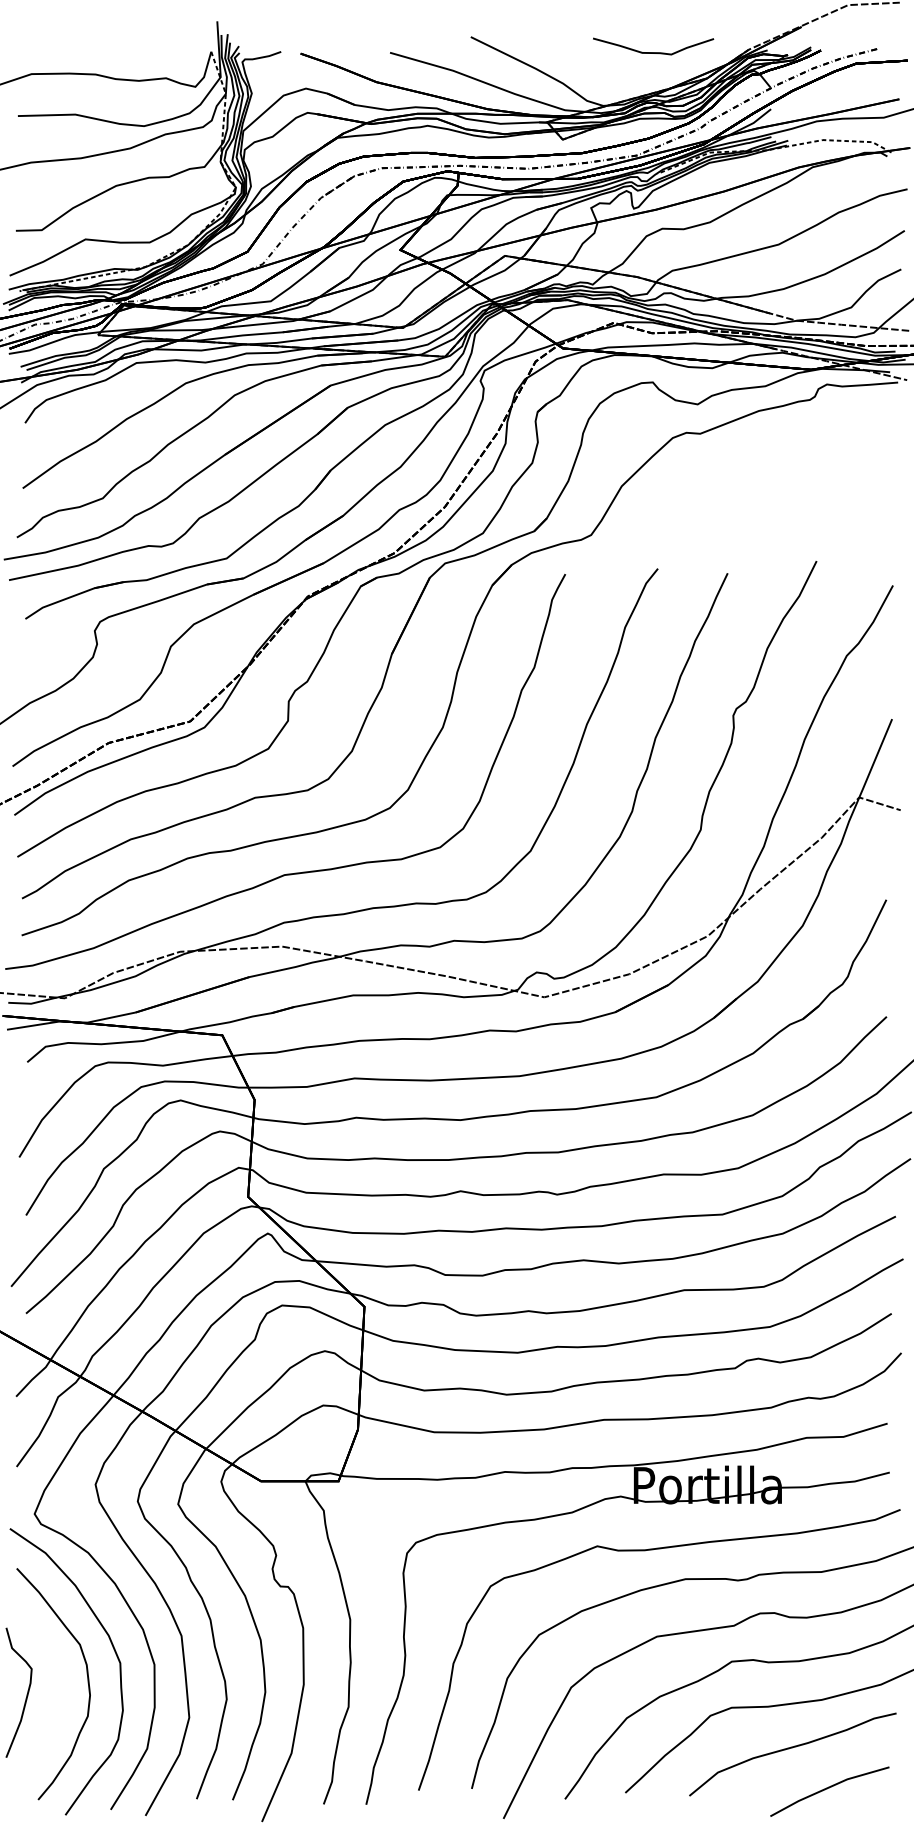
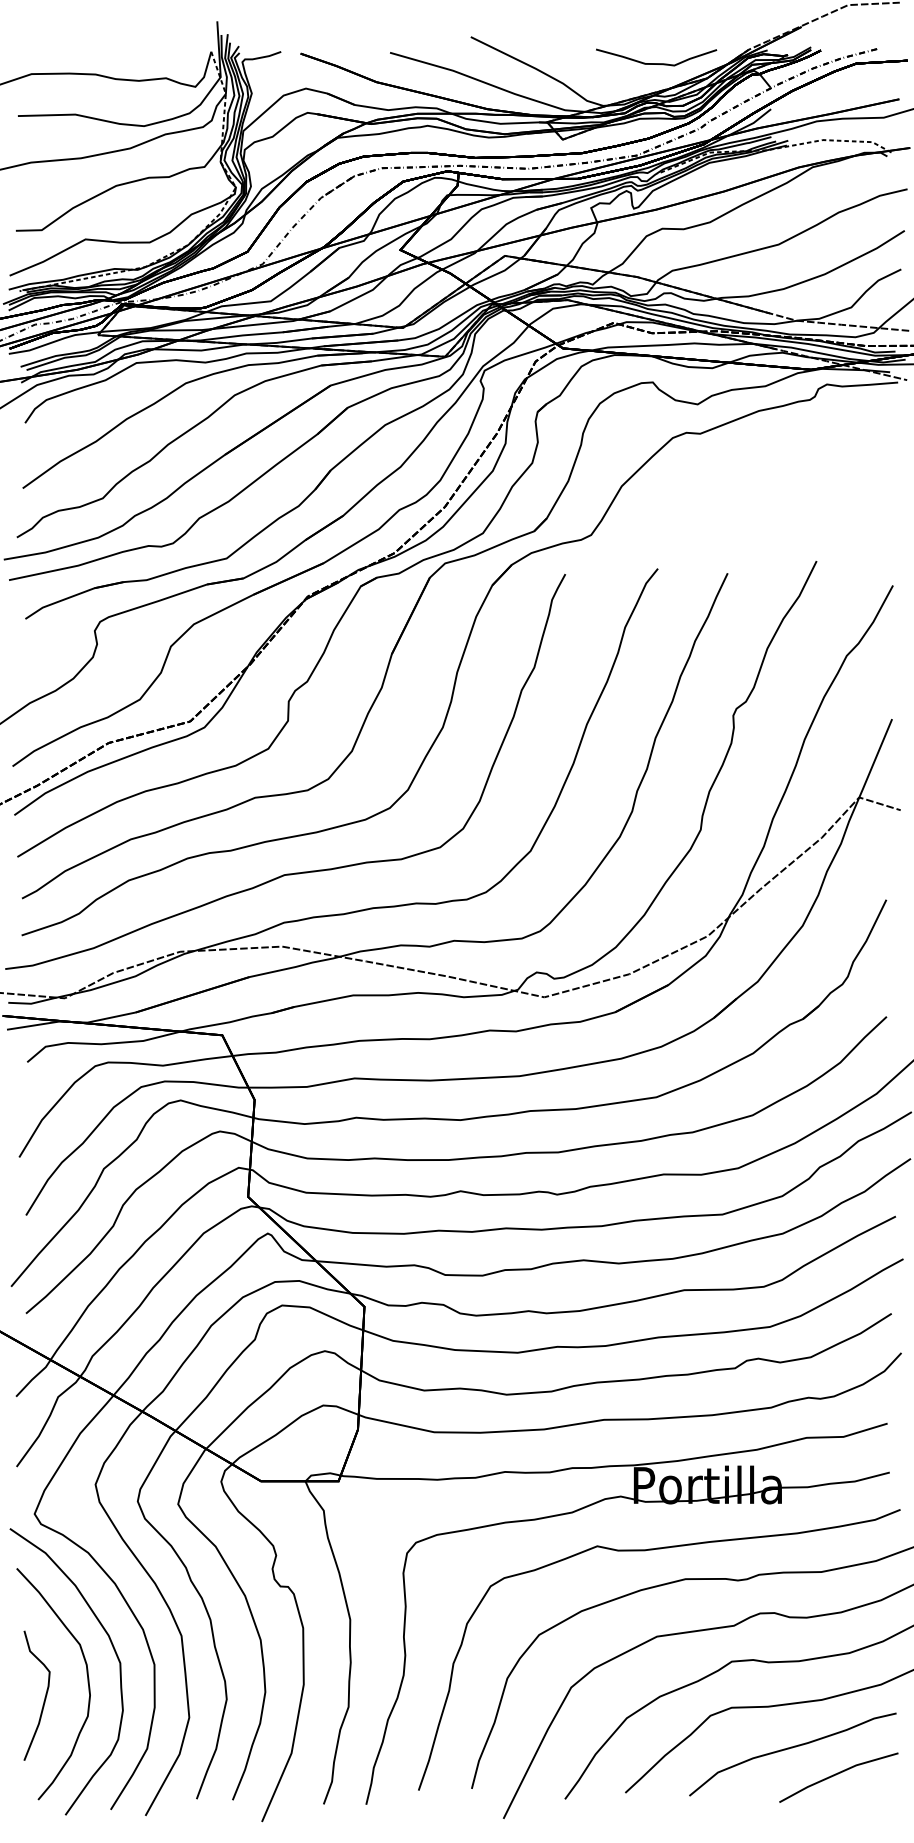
curve position: (653, 52) -> (656, 63) (656, 63)
curve position: (26, 1694) -> (44, 1697) (44, 1697)
line position: (827, 1789) -> (836, 1775) (836, 1775)
